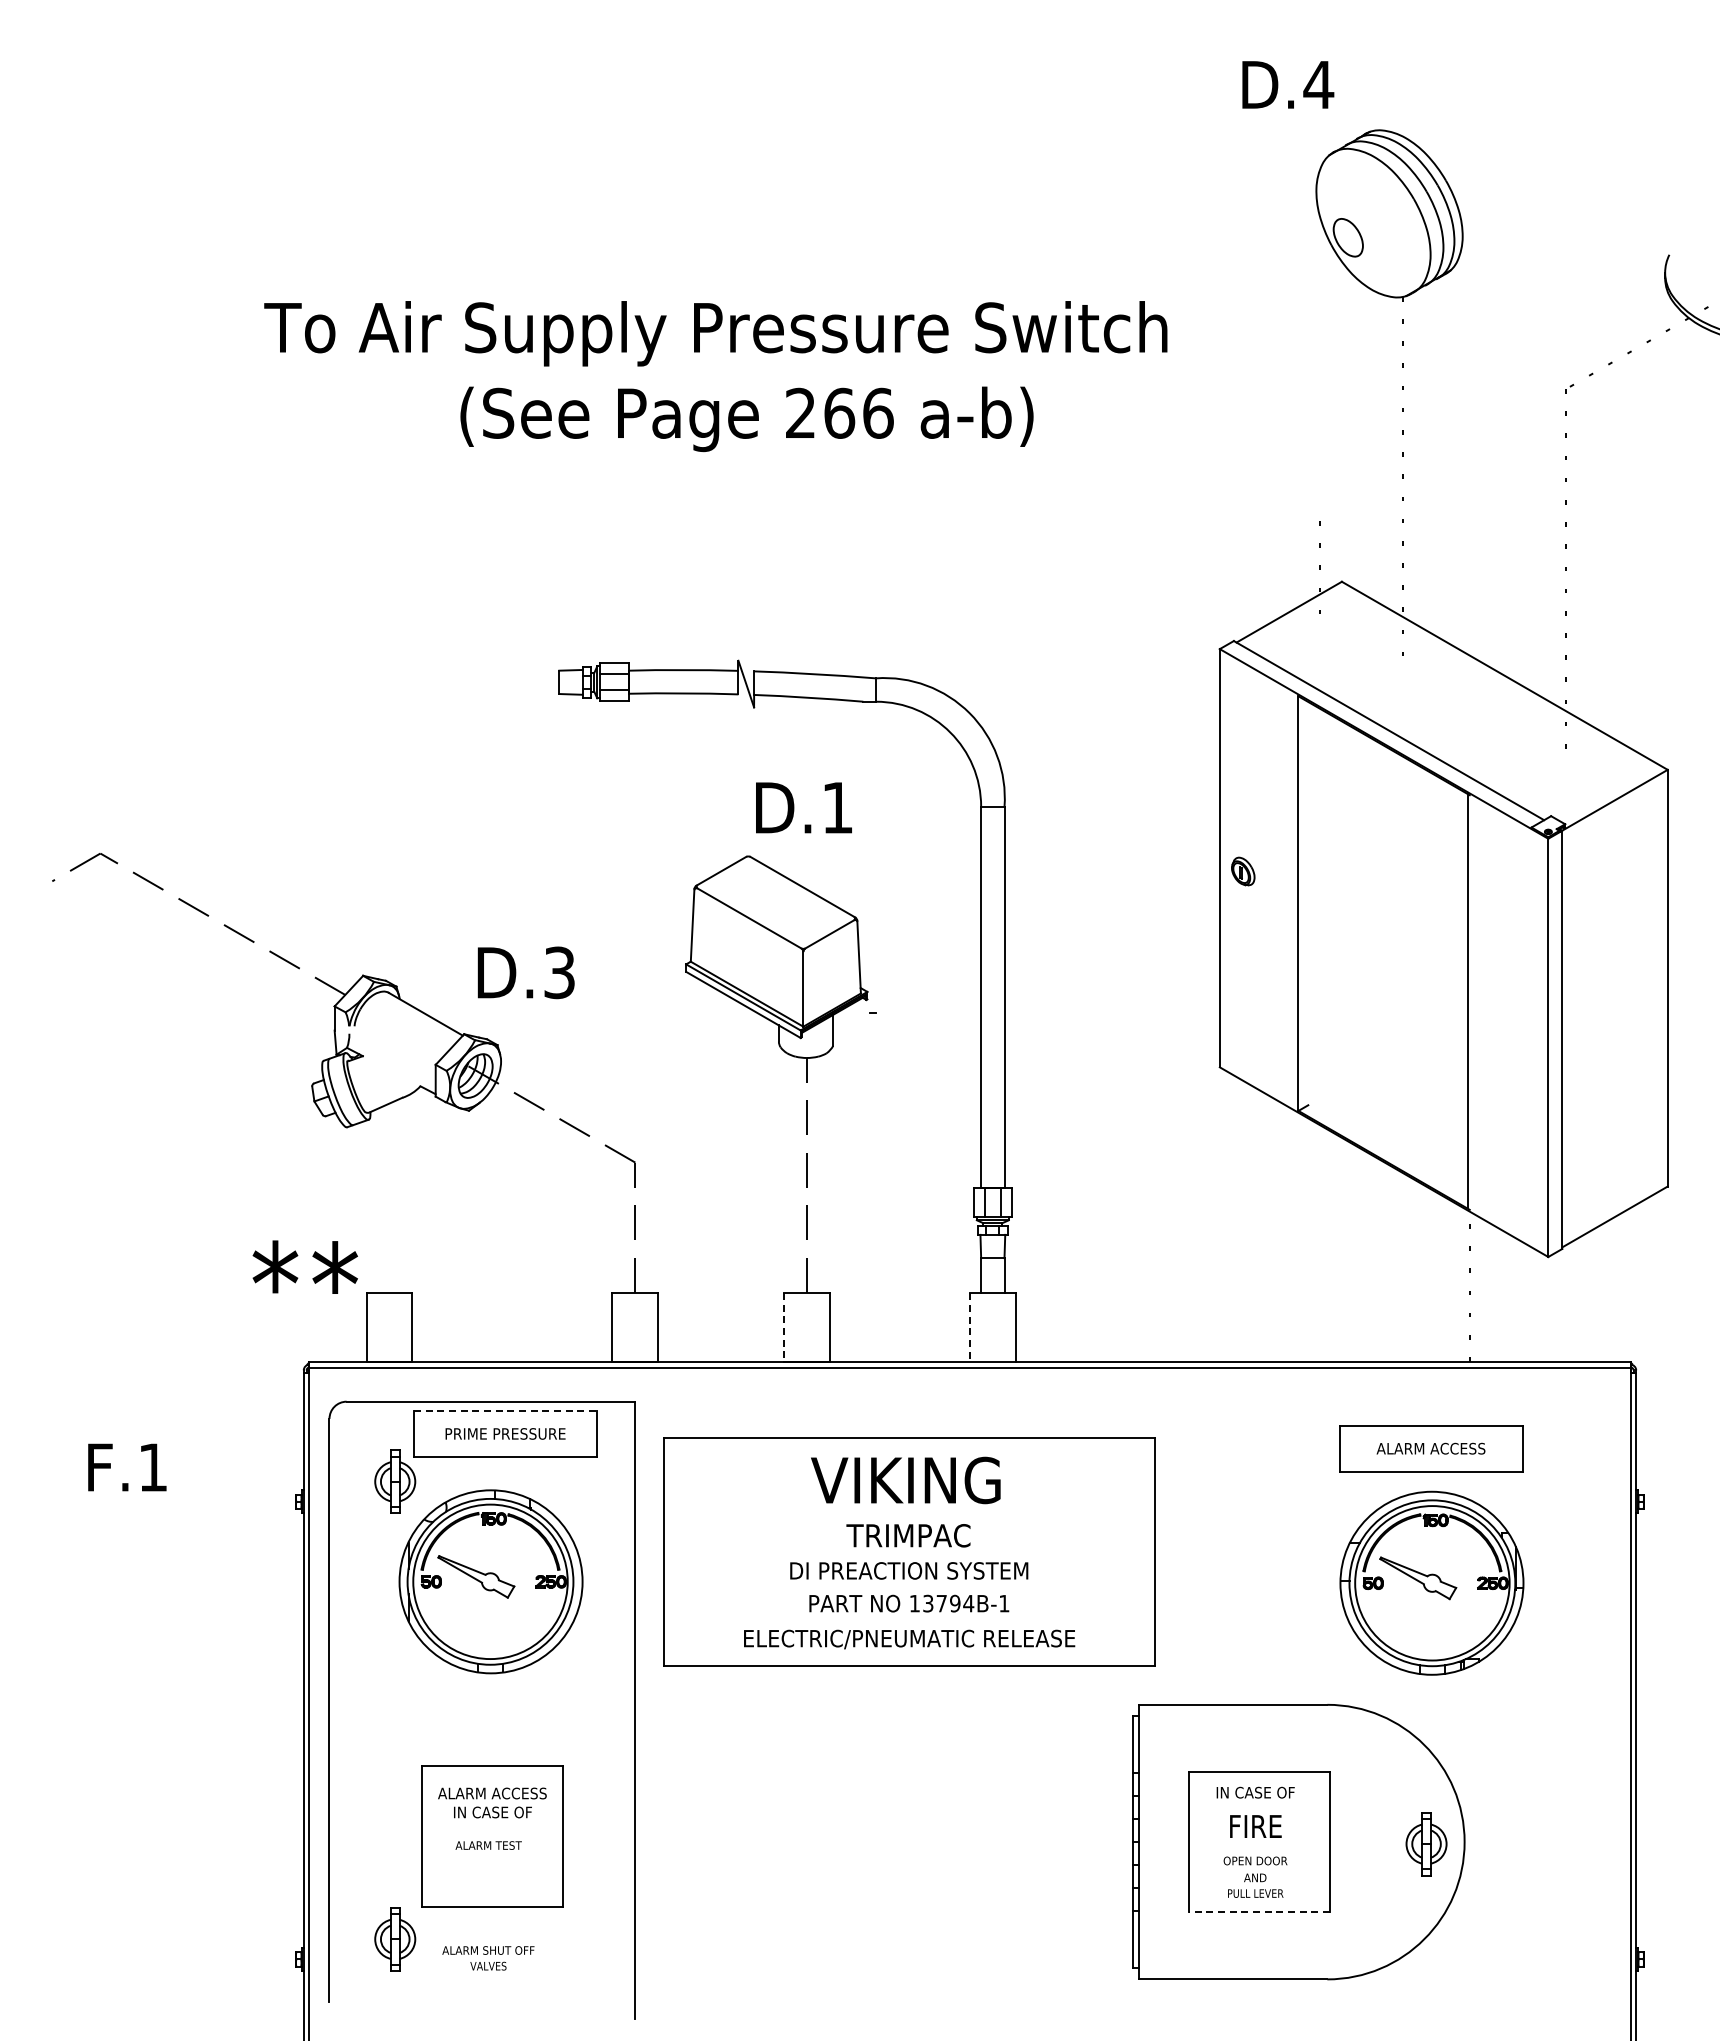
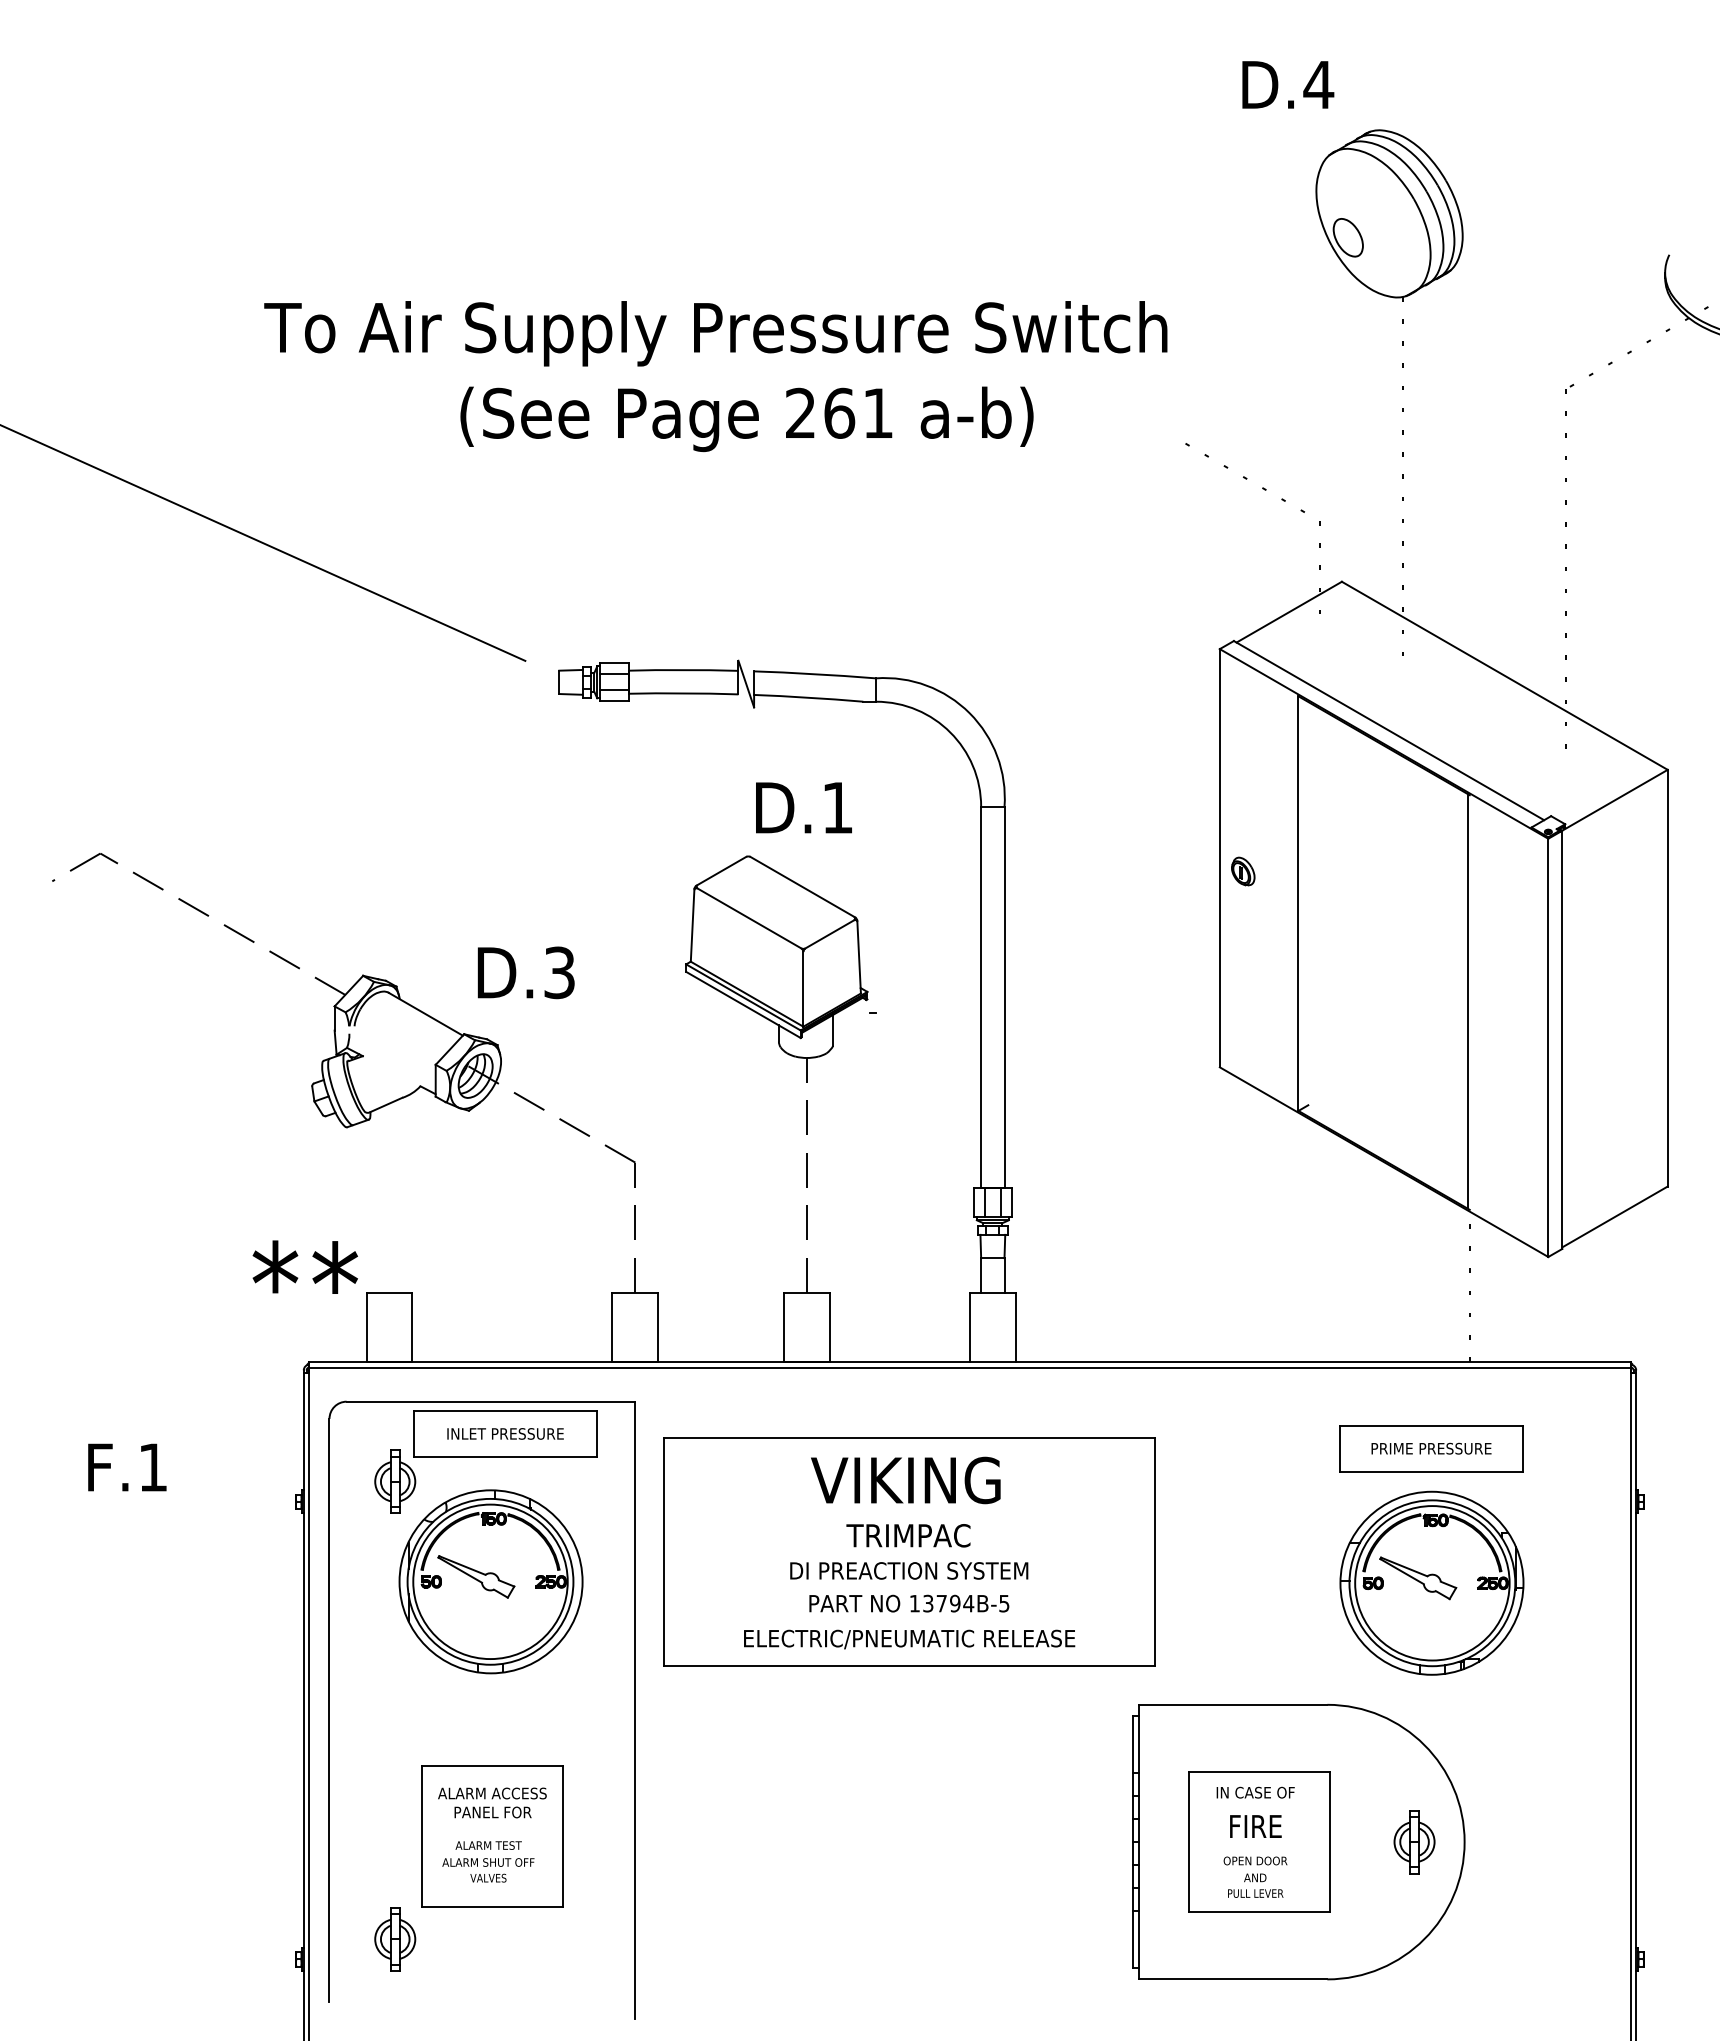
text: 266 -> 261 (878, 412)
line: none -> present (1244, 477)
line: none -> present (263, 543)
line: dashed -> solid (784, 1327)
line: dashed -> solid (970, 1328)
line: dashed -> solid (505, 1411)
text: PRIME PRESSURE -> INLET PRESSURE (505, 1433)
text: ALARM ACCESS -> PRIME PRESSURE (1431, 1448)
text: 13794B-1 -> 13794B-5 (1004, 1603)
text: IN CASE OF -> PANEL FOR (492, 1812)
part position: (1426, 1844) -> (1414, 1842) (1414, 1842)
line: dashed -> solid (1259, 1912)
text position: (488, 1958) -> (488, 1870) (488, 1870)
